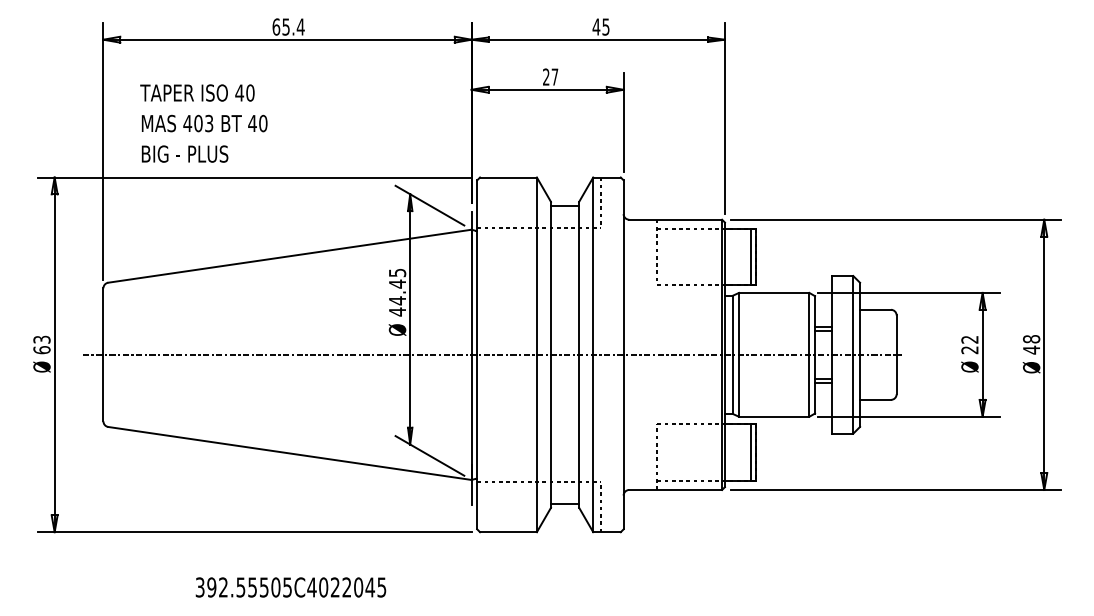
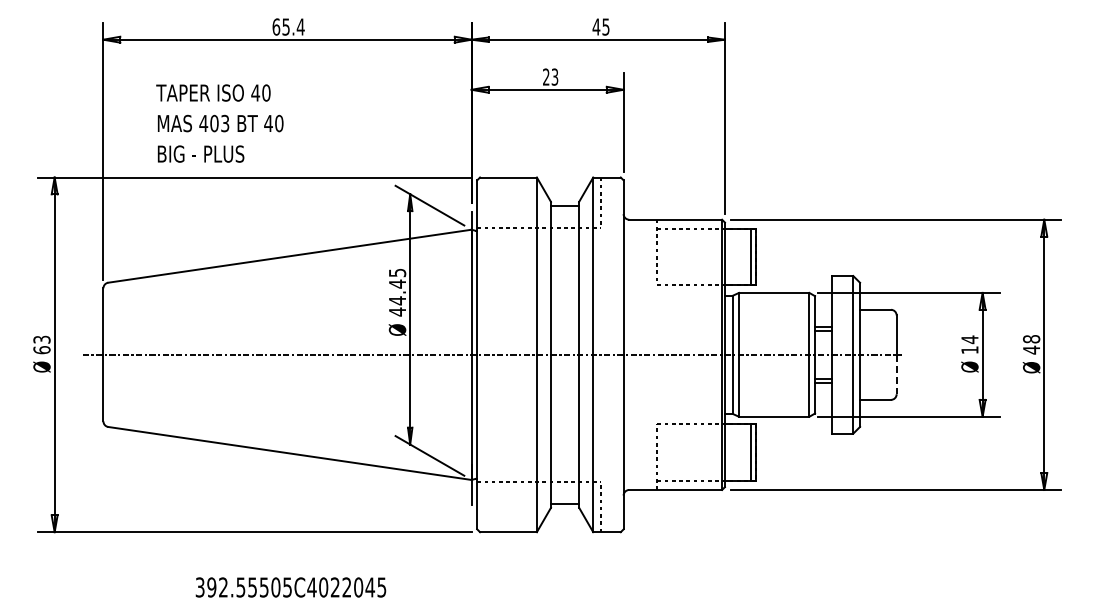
text: 27 -> 23 (554, 76)
text position: (203, 123) -> (219, 123) (219, 123)
text: 22 -> 14 (969, 344)
line: solid -> dashed (896, 374)
